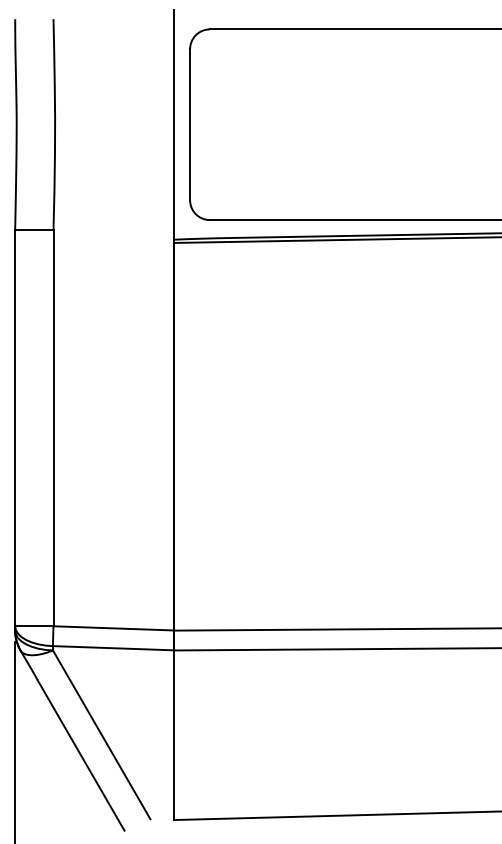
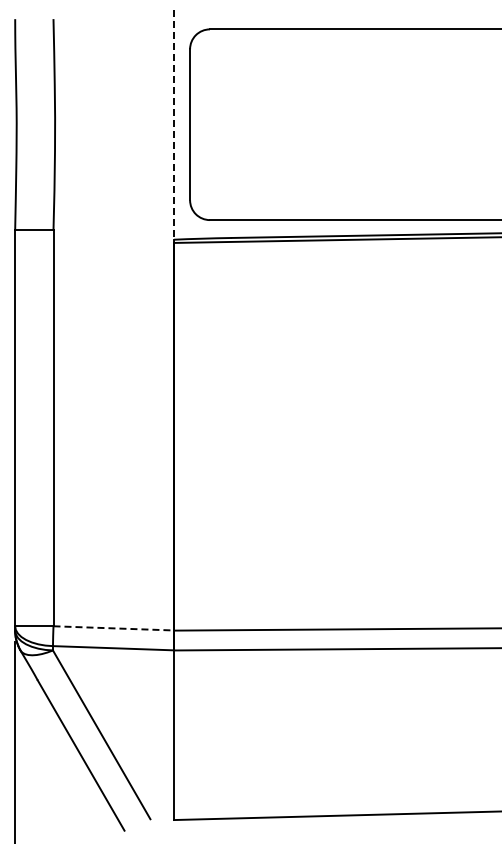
line: solid -> dashed (174, 124)
line: solid -> dashed (114, 628)
